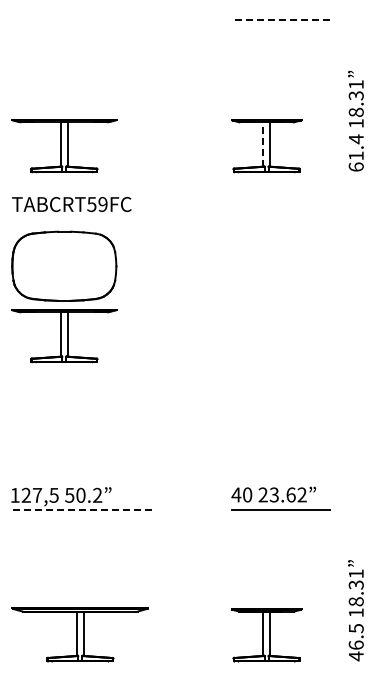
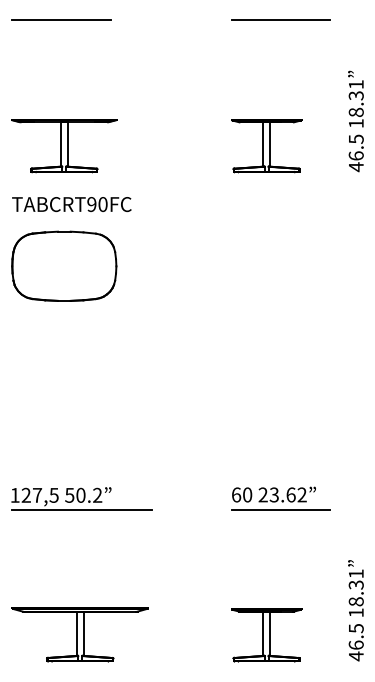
line: none -> present (60, 20)
line: dashed -> solid (280, 20)
line: dashed -> solid (263, 144)
text: 61.4 -> 46.5 (355, 153)
text: TABCRT59FC -> TABCRT90FC (97, 204)
part: present -> none (64, 336)
text: 40 -> 60 (236, 494)
line: dashed -> solid (81, 509)
